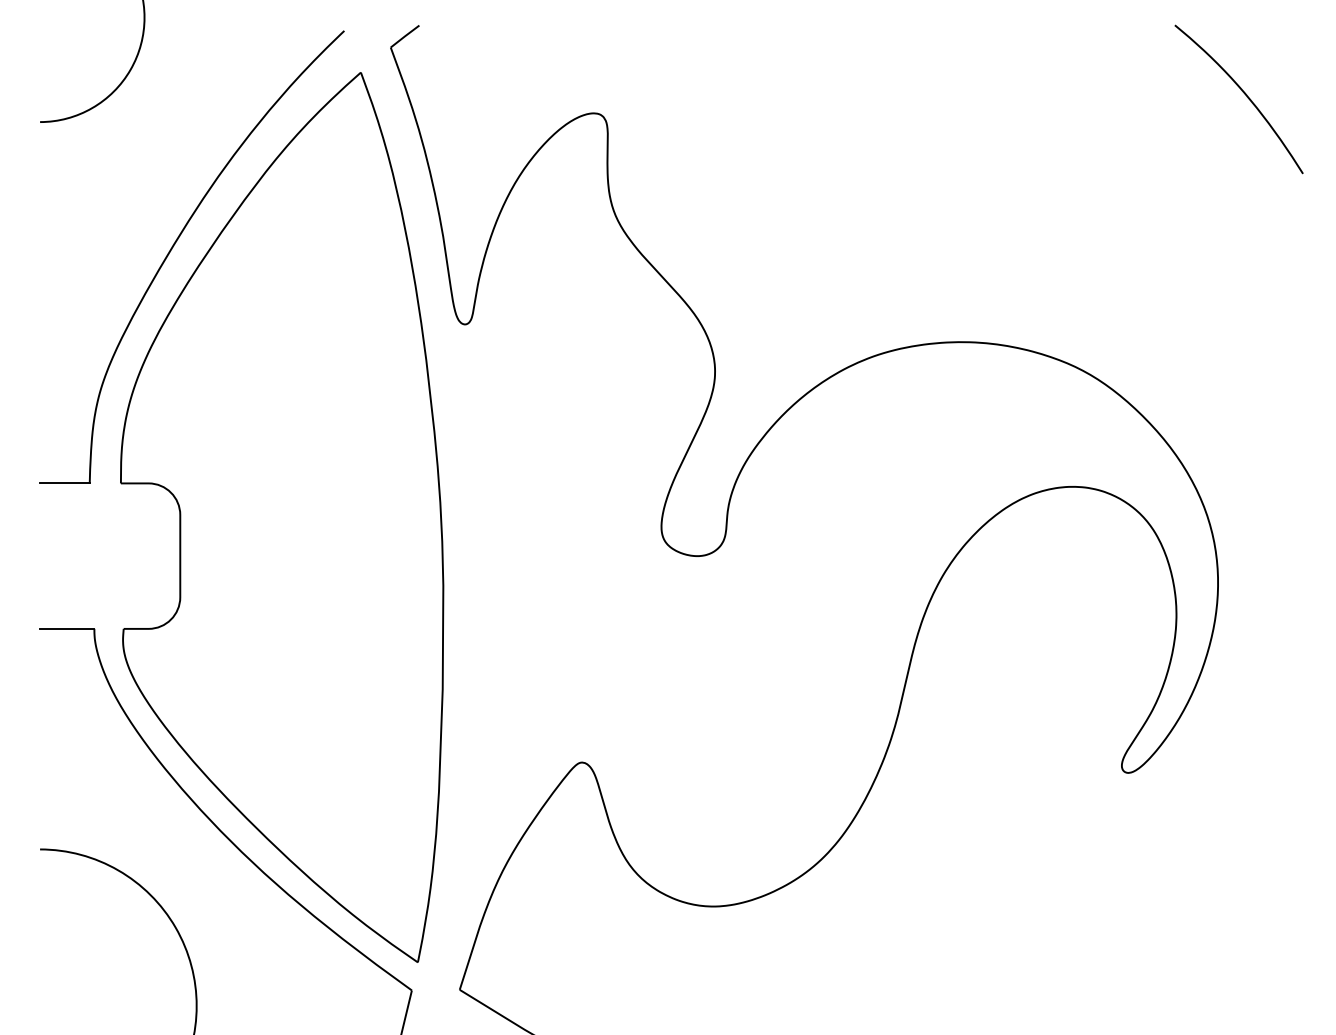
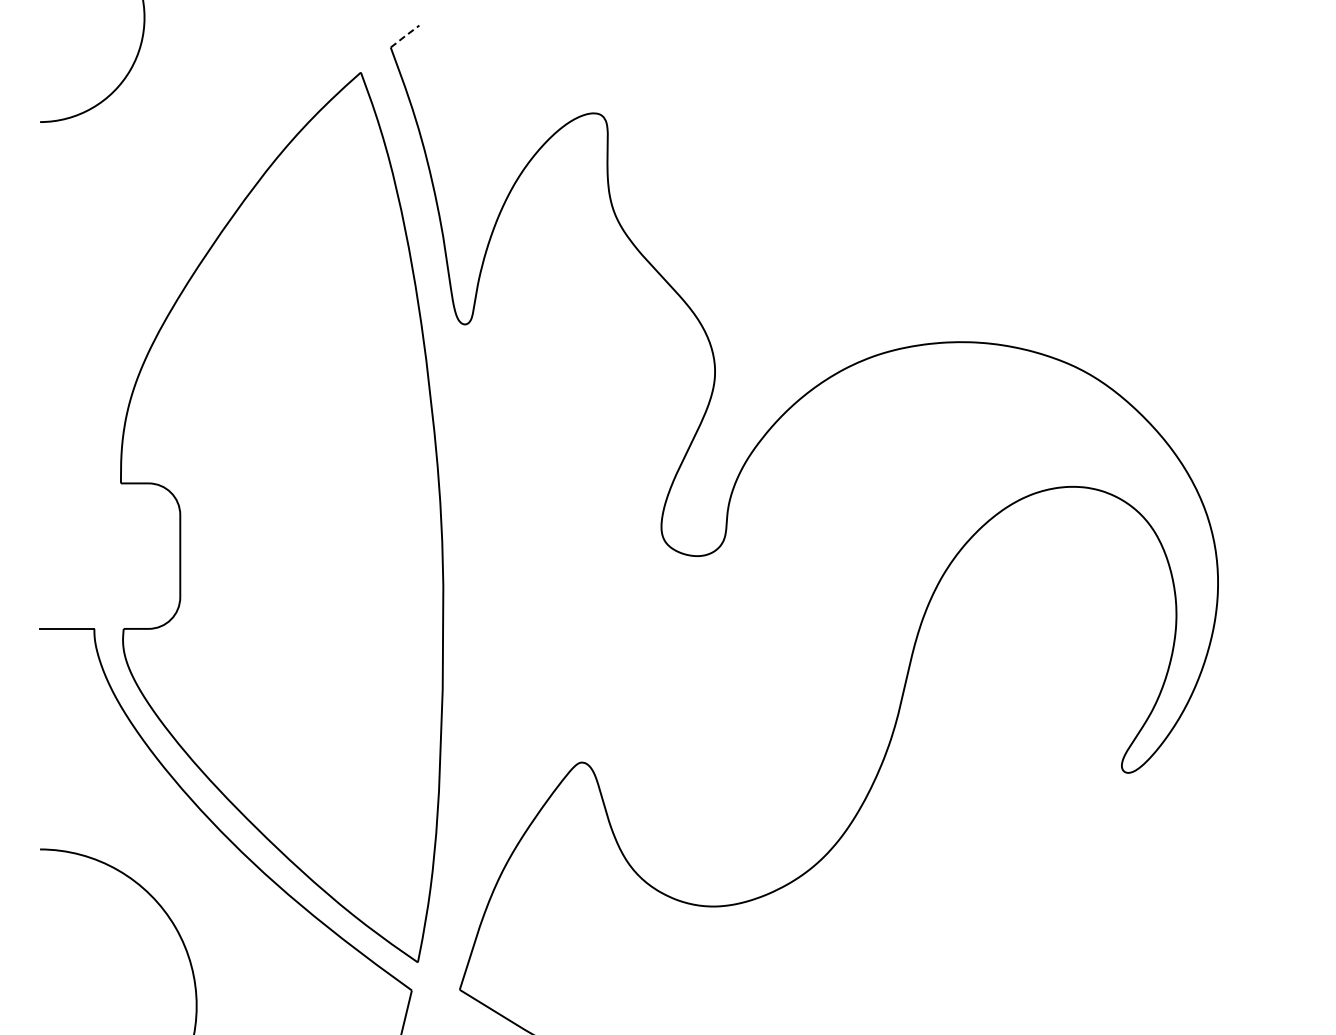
line: solid -> dashed (404, 36)
curve: present -> none (1243, 93)
part: present -> none (175, 244)
